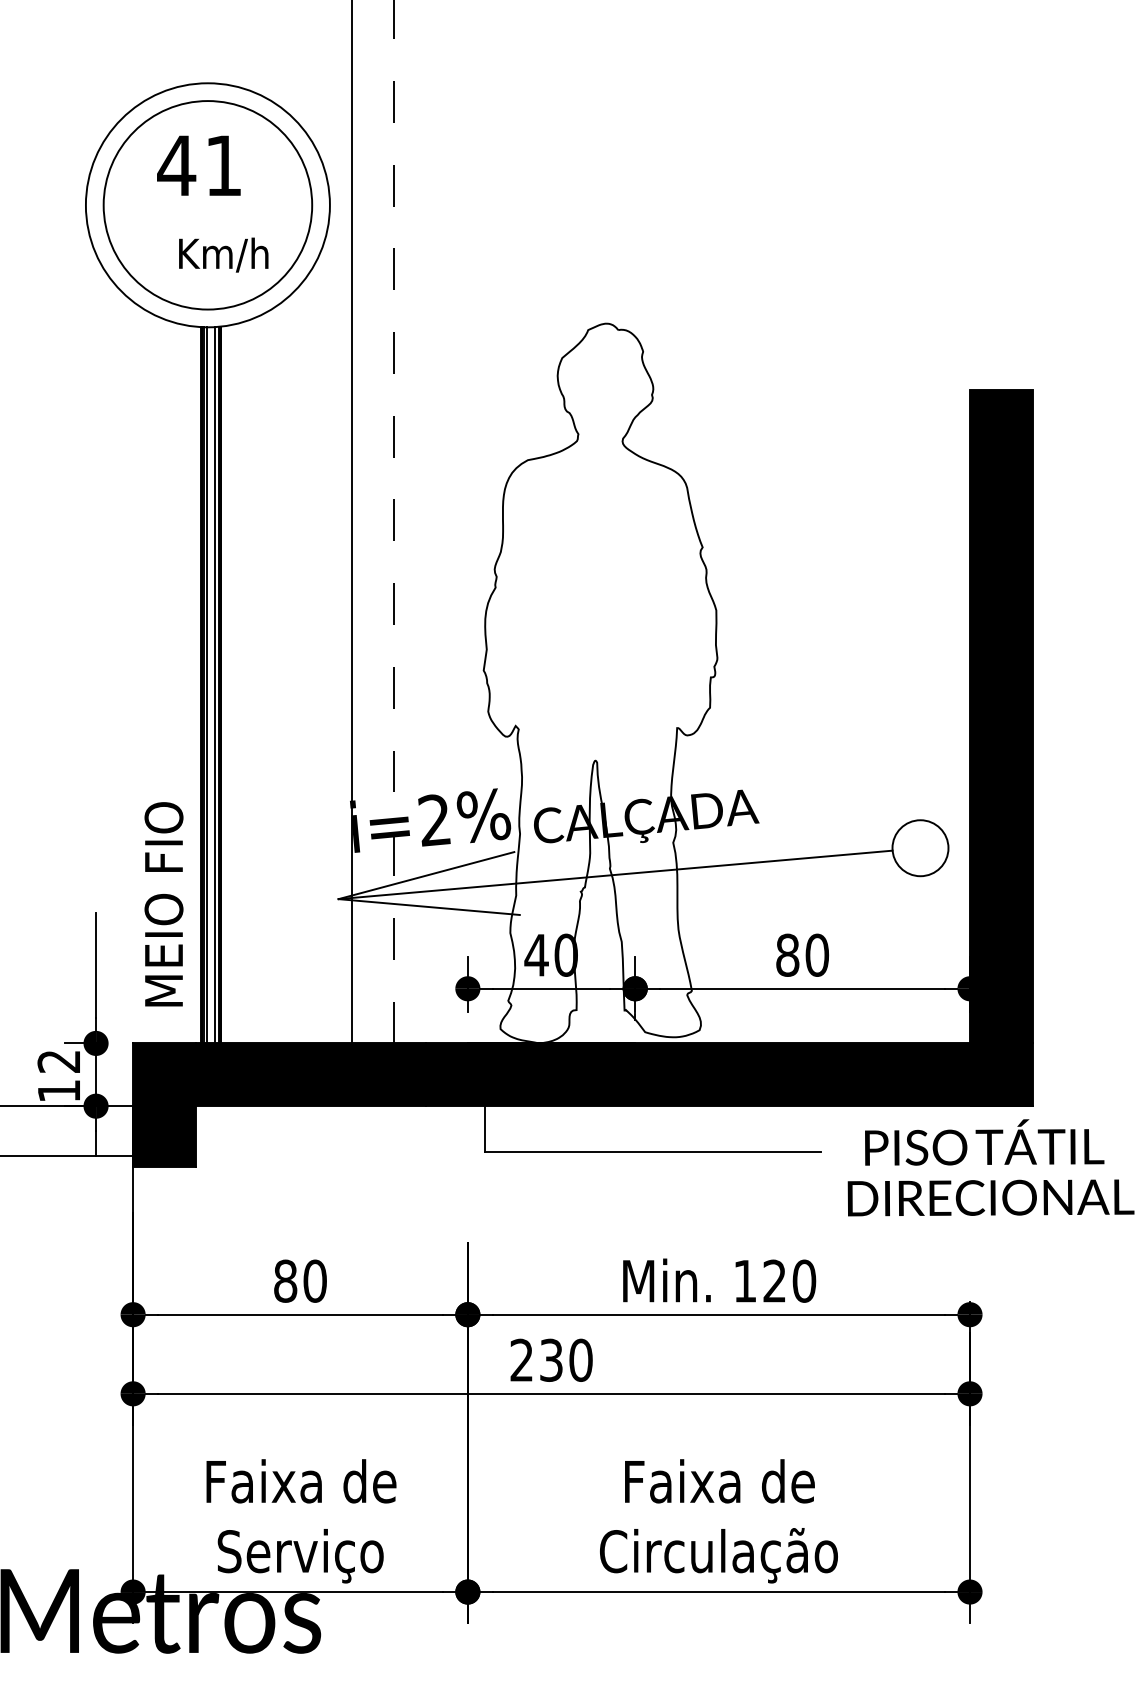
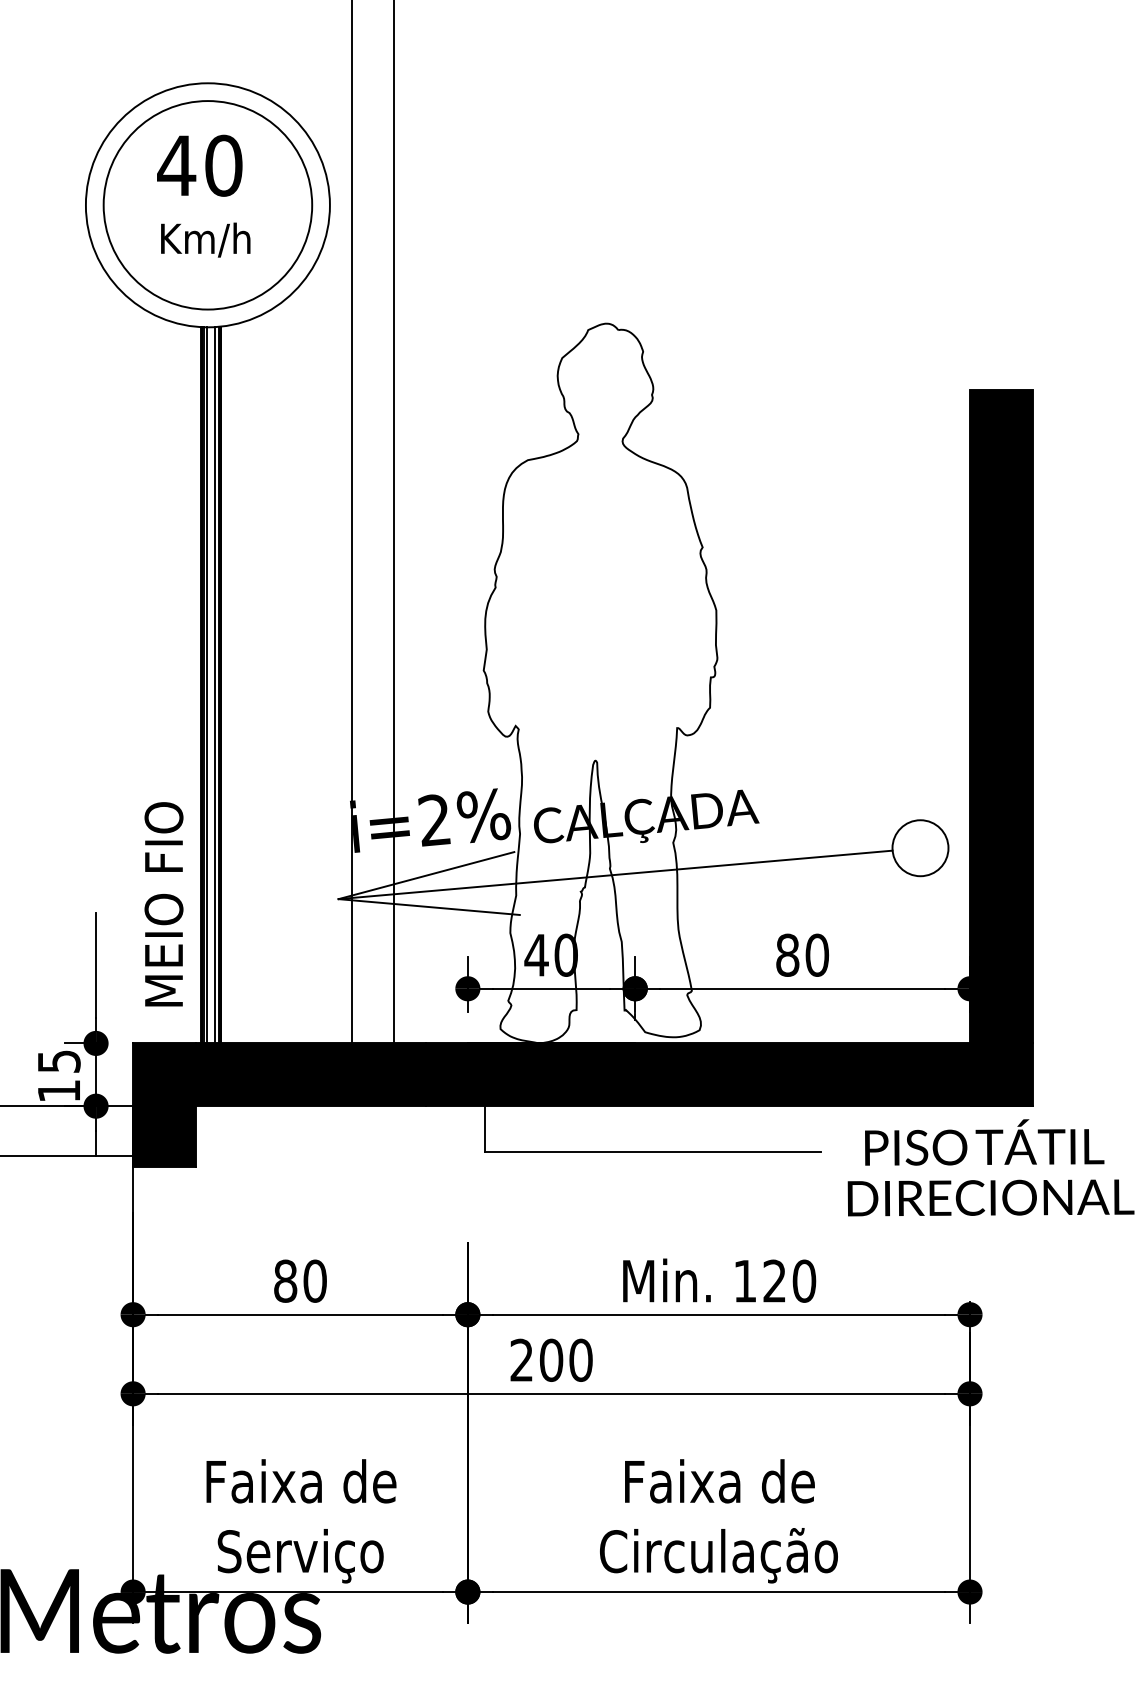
text: 41 -> 40 (223, 165)
text position: (223, 254) -> (205, 239) (205, 239)
line: dashed -> solid (394, 521)
text: 12 -> 15 (58, 1061)
text: 230 -> 200 (551, 1359)
